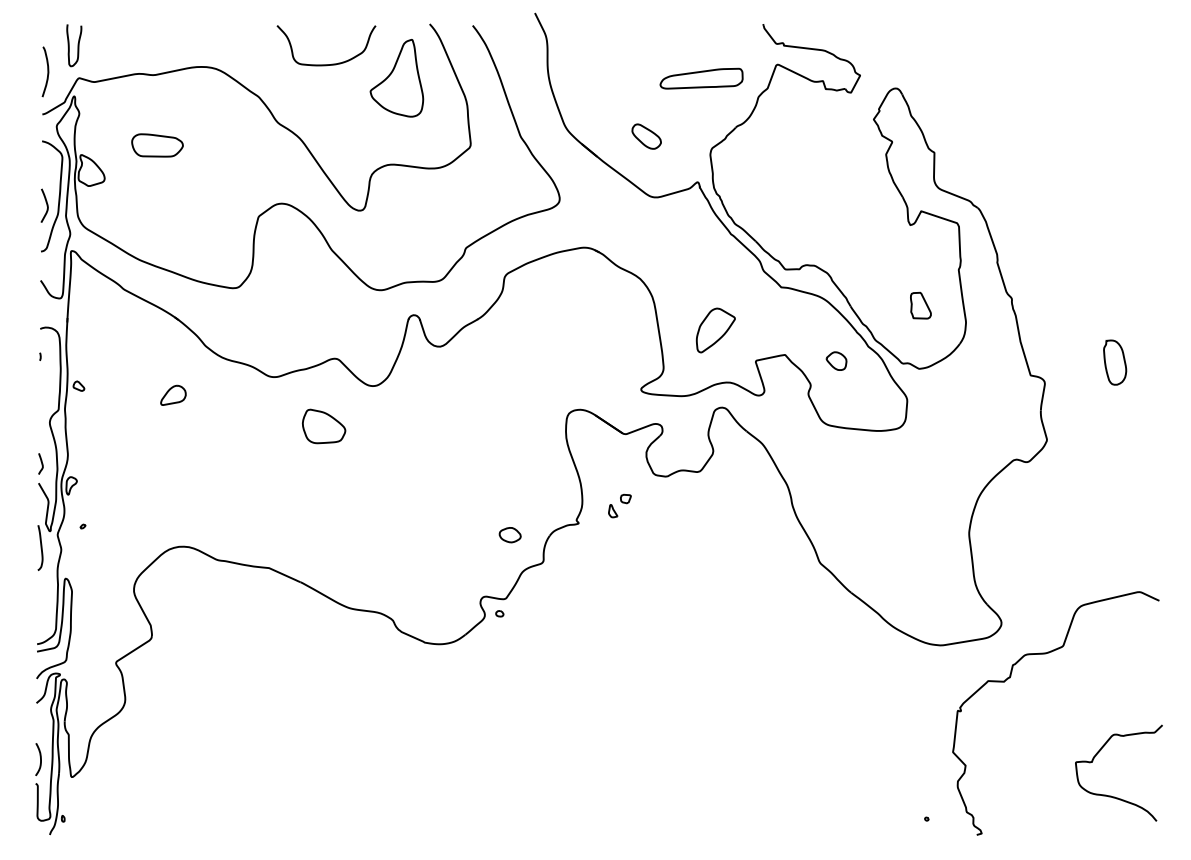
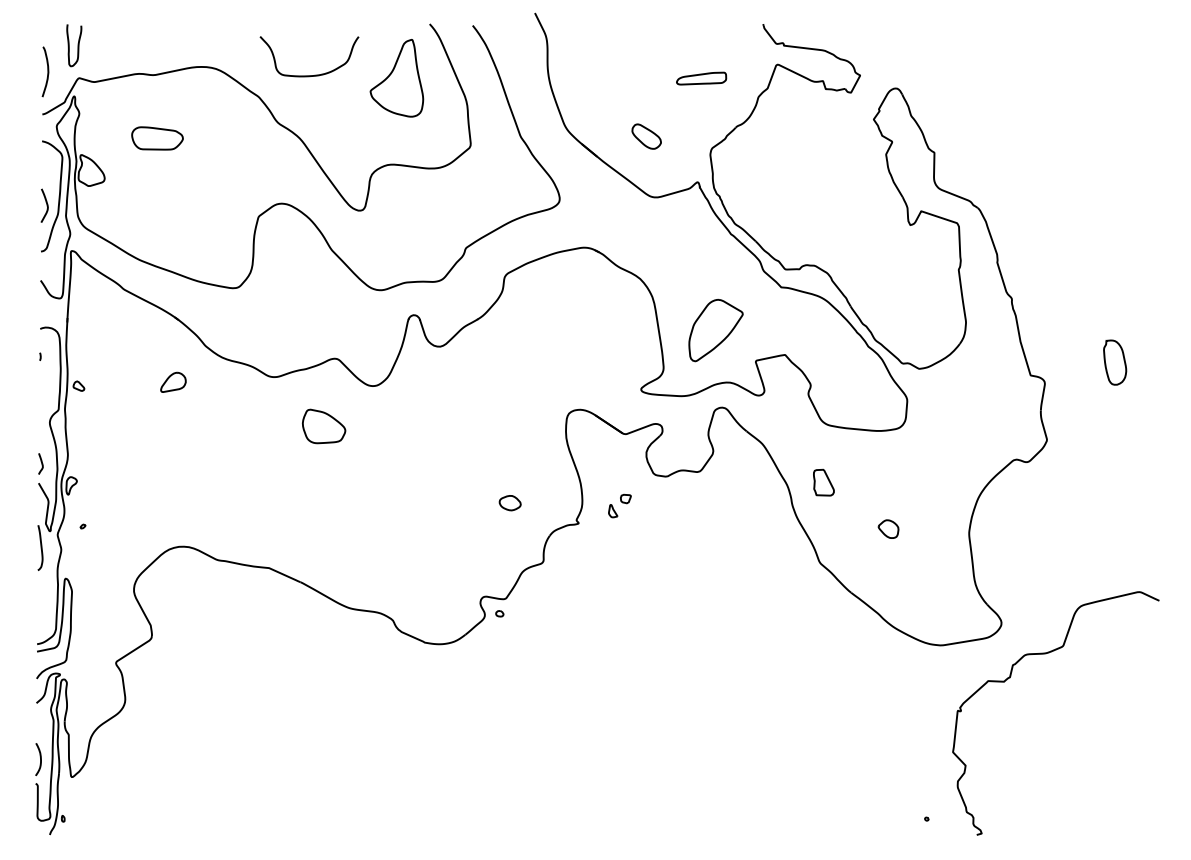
curve position: (331, 63) -> (314, 74) (314, 74)
part size: 85x23 px -> 52x15 px (701, 78)
part position: (157, 145) -> (157, 138) (157, 138)
part position: (920, 305) -> (823, 482) (823, 482)
part size: 41x47 px -> 56x64 px (715, 330)
part position: (836, 360) -> (888, 528) (888, 528)
part position: (173, 394) -> (173, 381) (173, 381)
part position: (509, 535) -> (509, 503) (509, 503)
curve: present -> none (1111, 795)
